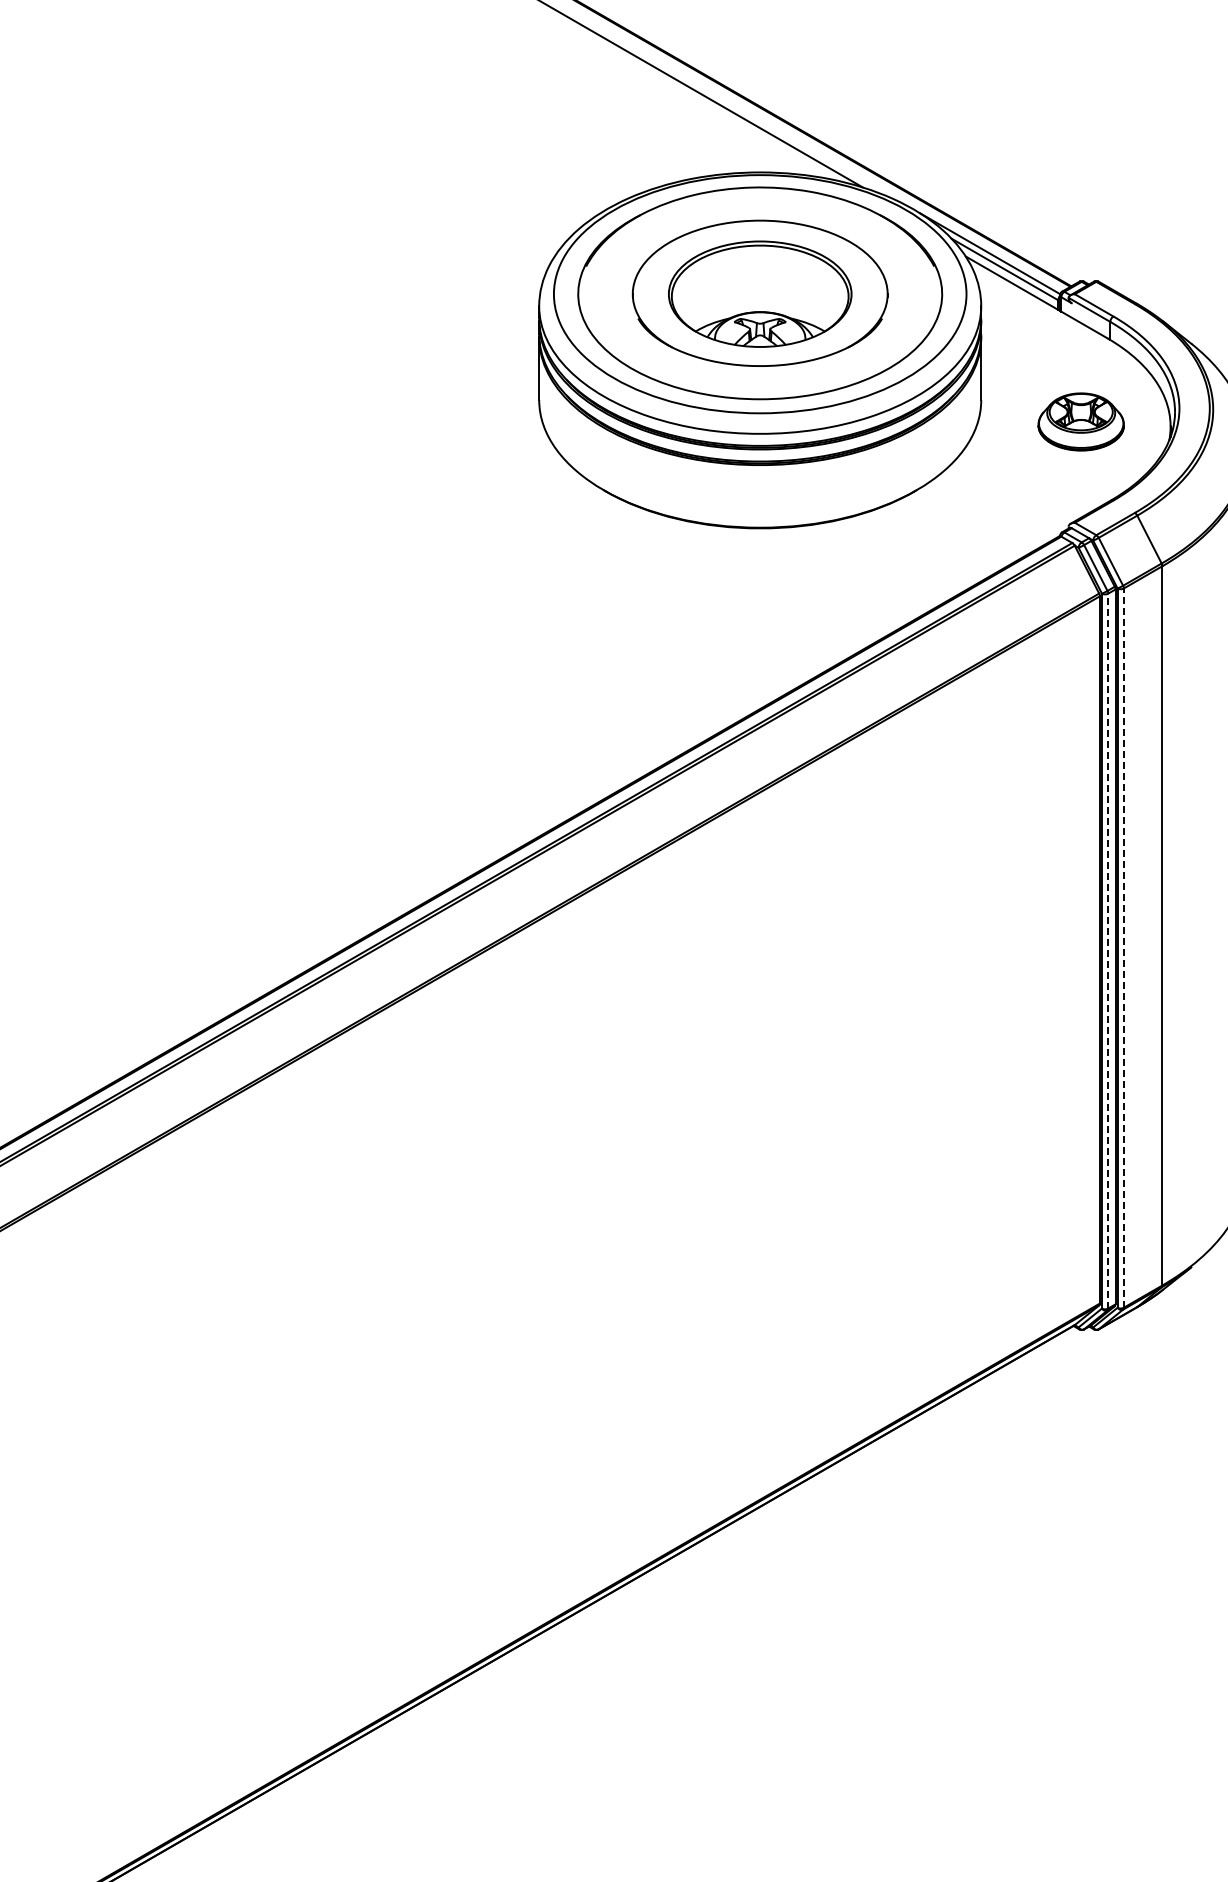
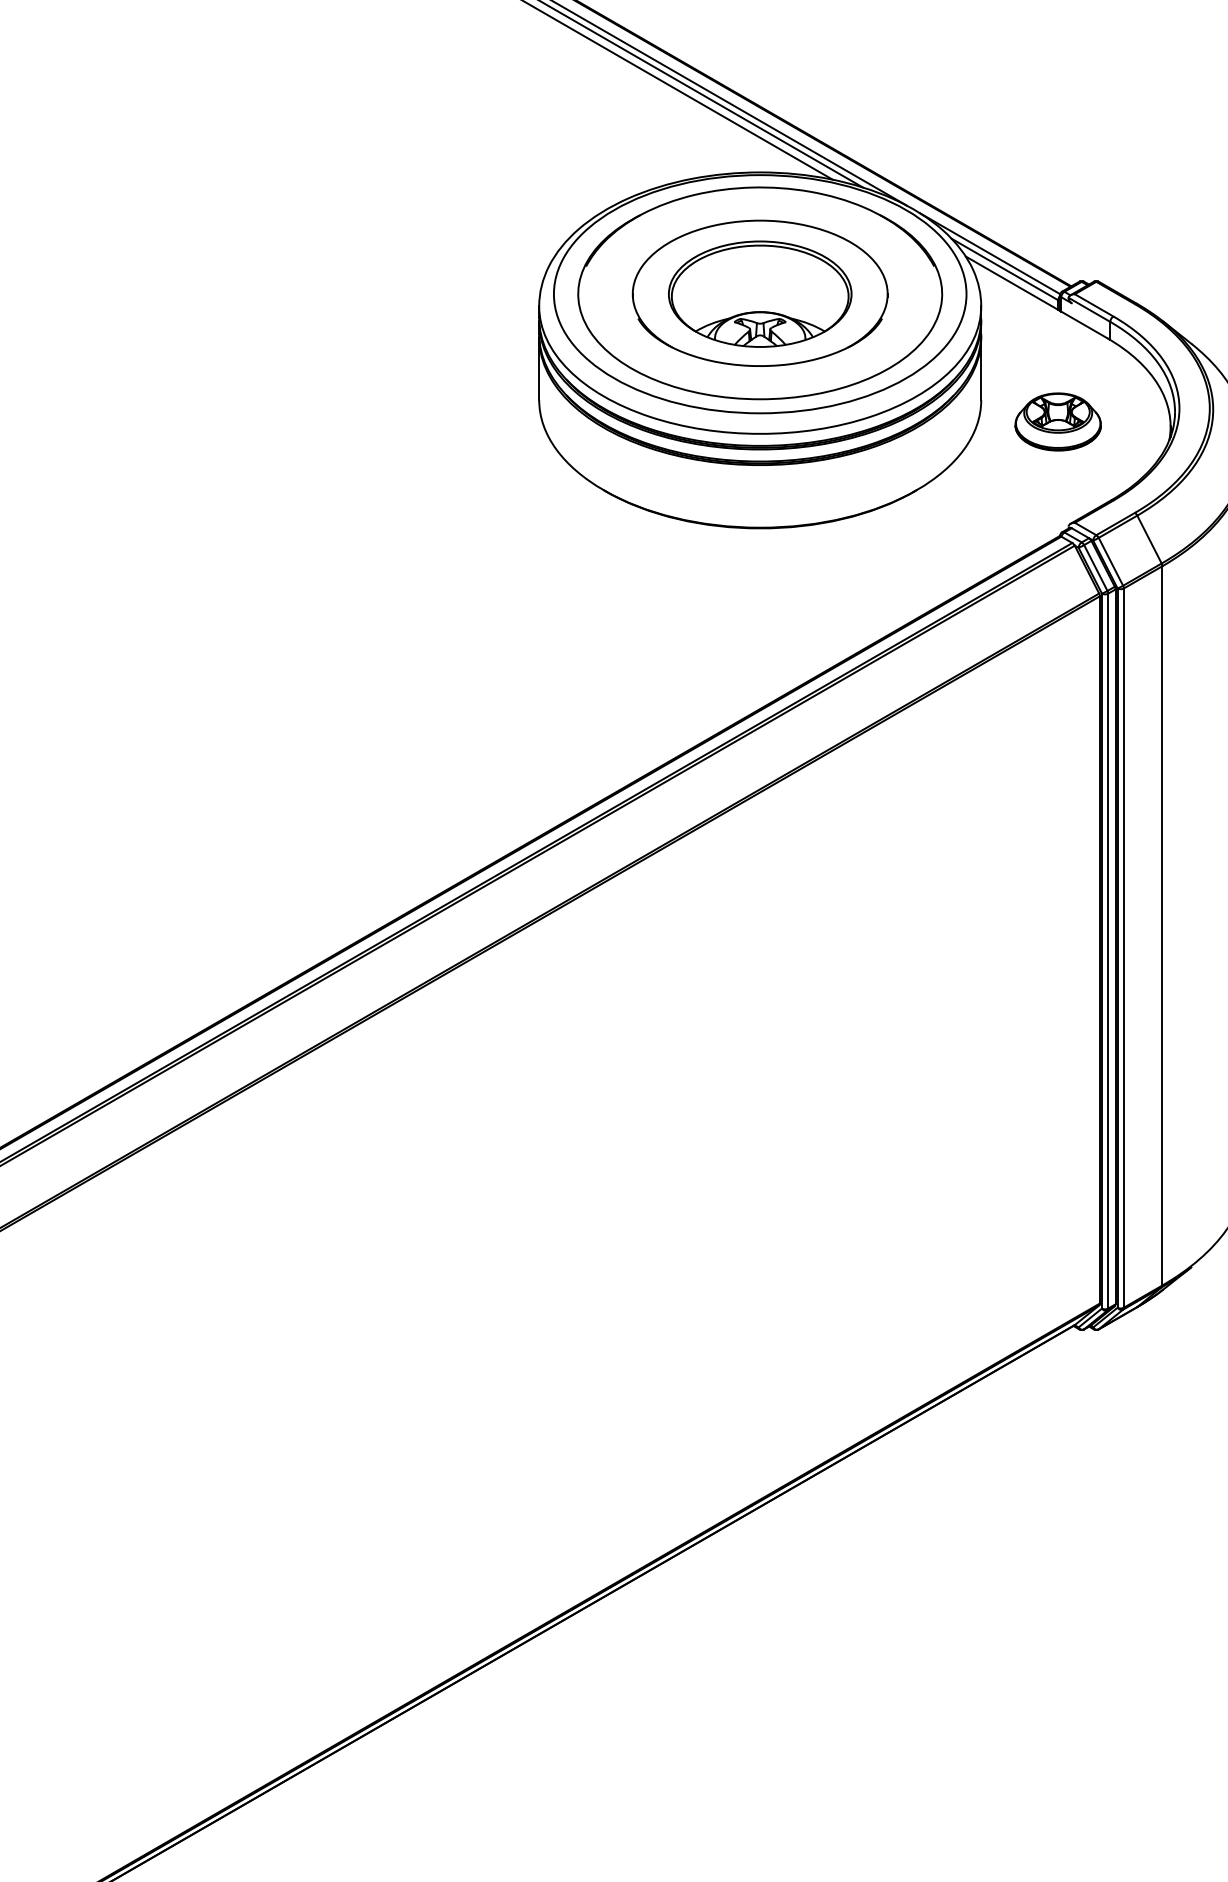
line: none -> present (678, 90)
line: none -> present (730, 103)
part position: (1080, 421) -> (1057, 421) (1057, 421)
line: dashed -> solid (1123, 948)
line: dashed -> solid (1108, 950)
